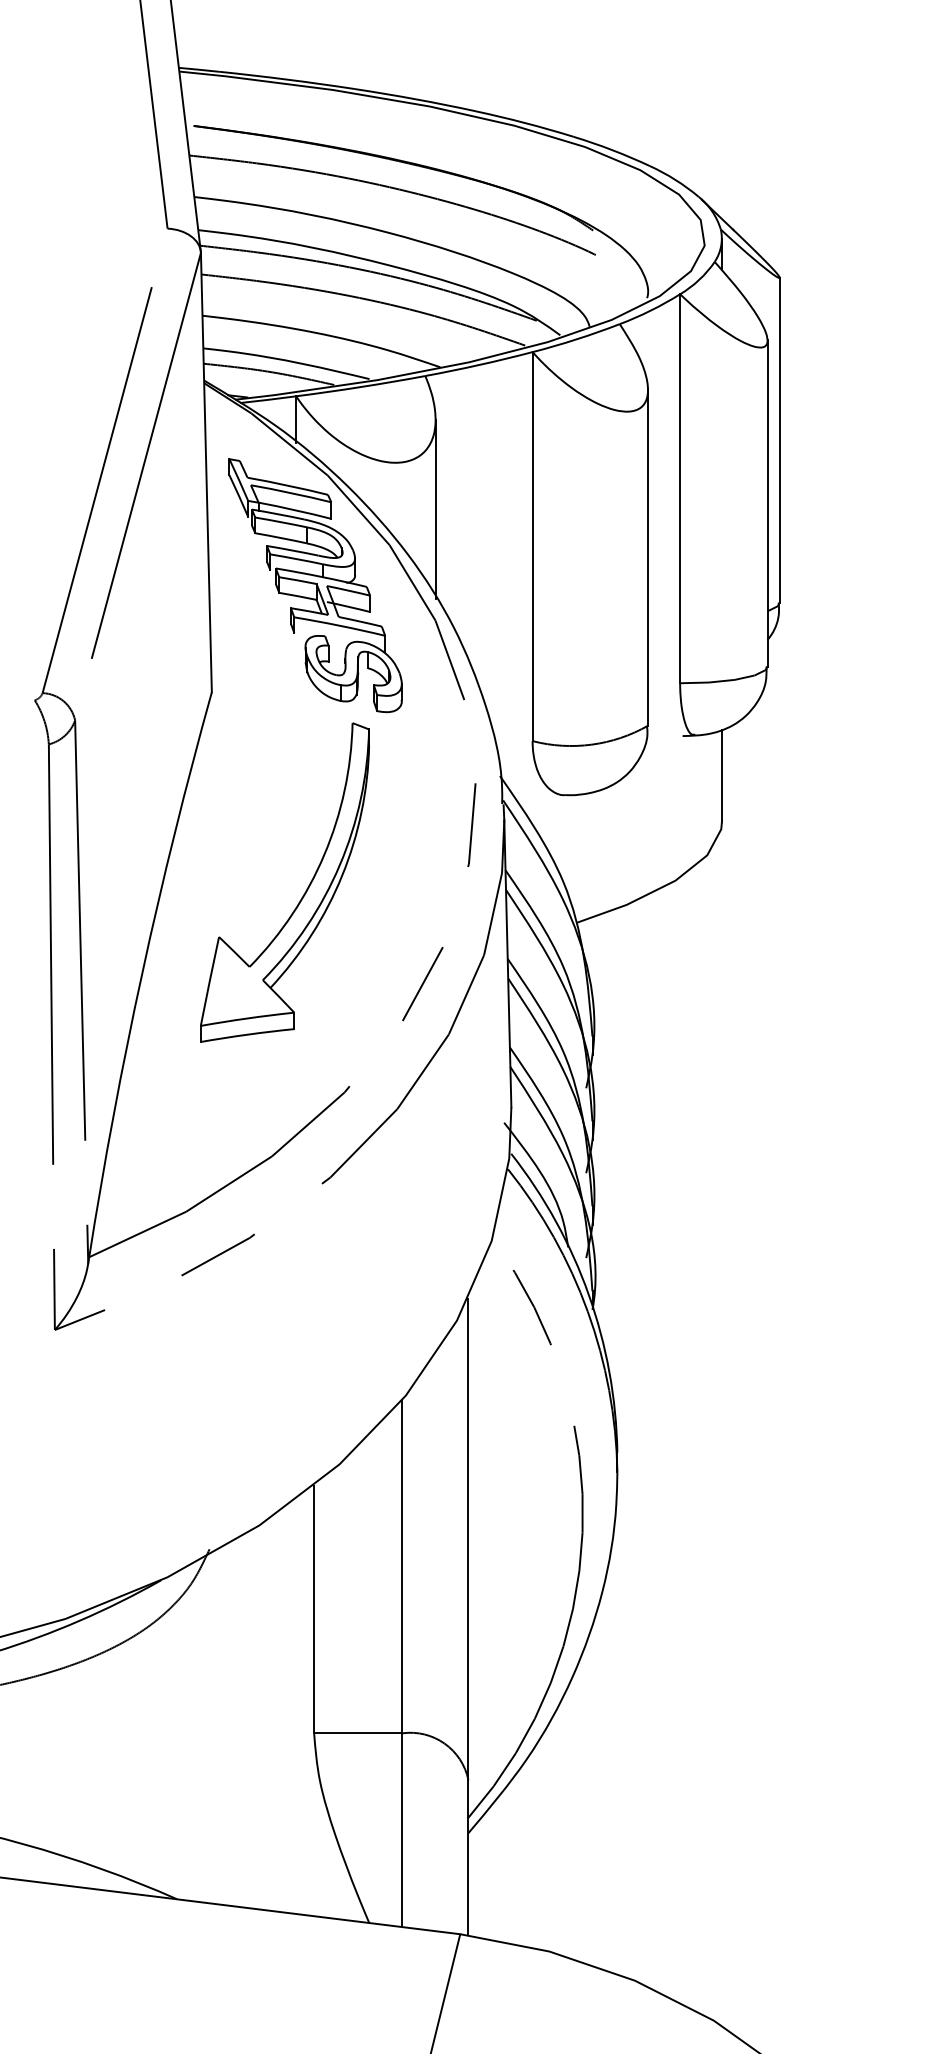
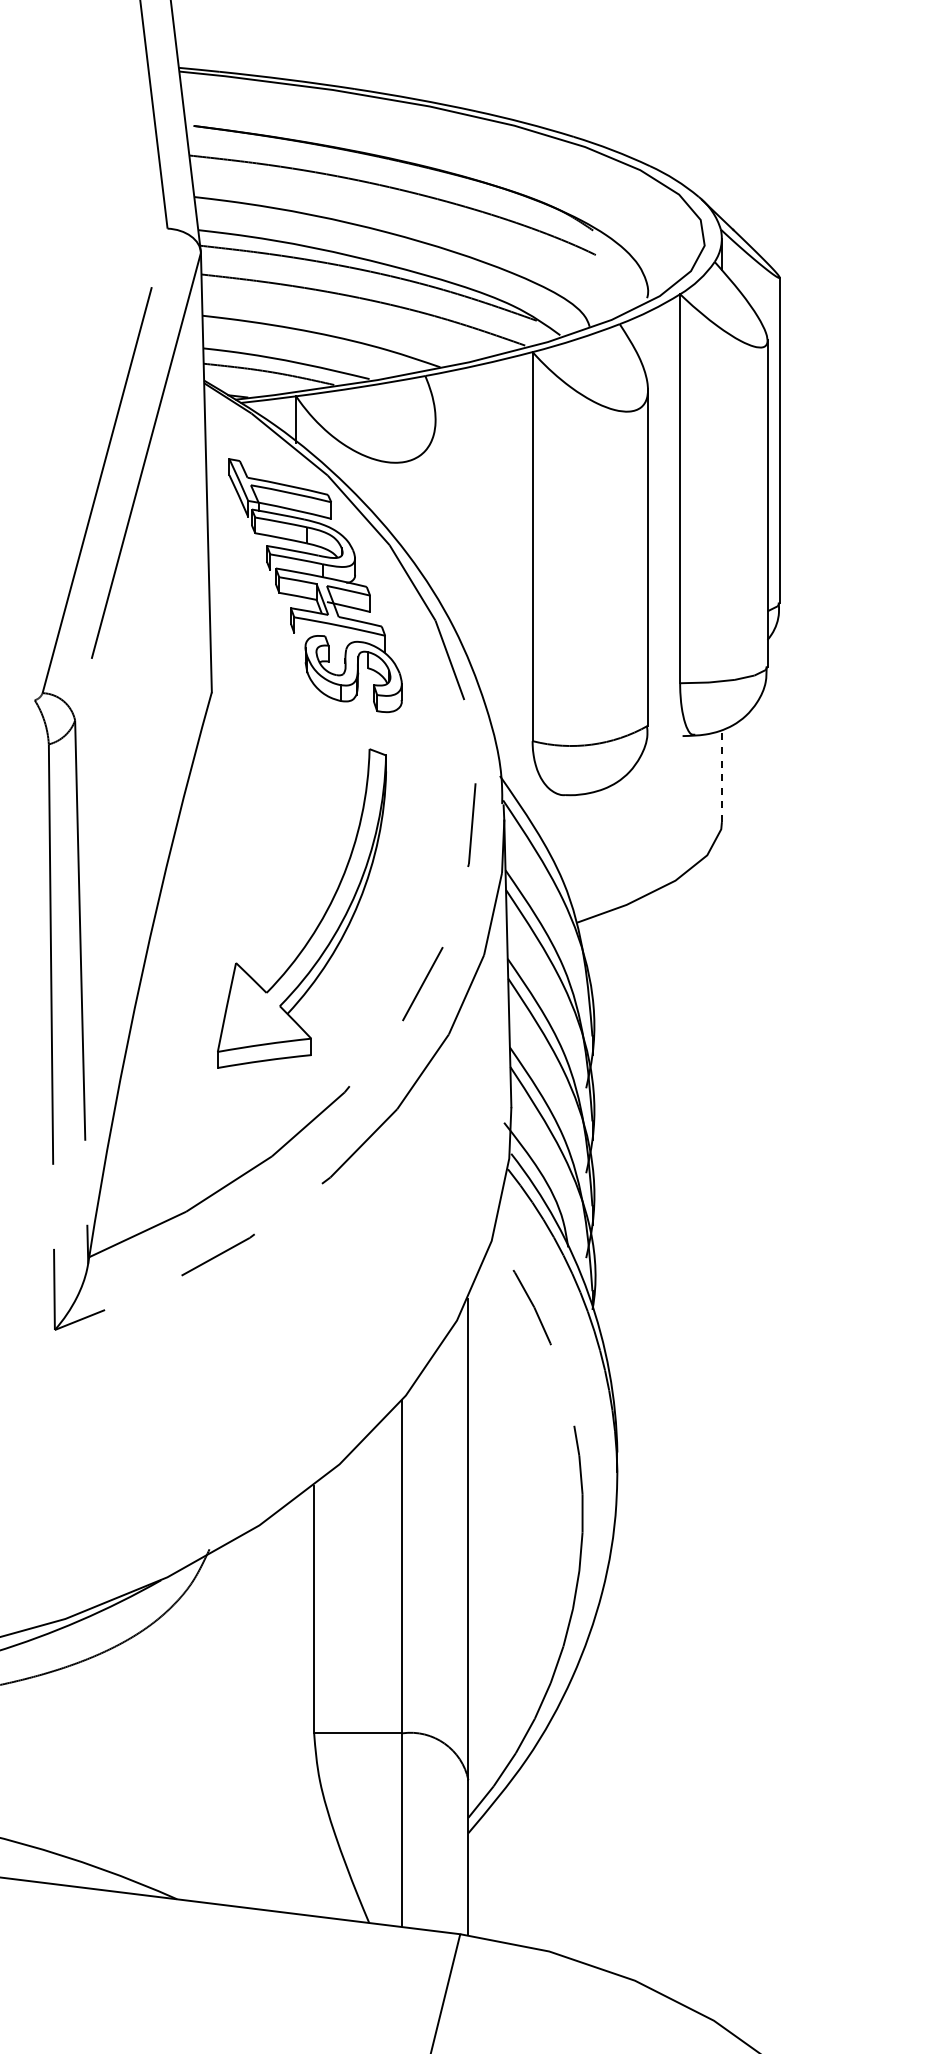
line: present -> none (435, 508)
line: solid -> dashed (721, 776)
part position: (304, 892) -> (321, 918) (321, 918)
